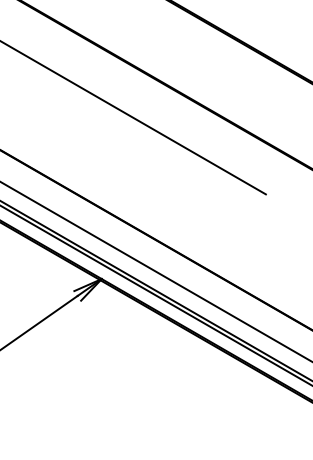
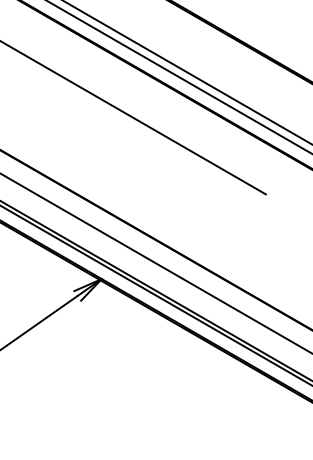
line: none -> present (187, 72)
line: none -> present (179, 77)
line position: (155, 271) -> (155, 262) (155, 262)
